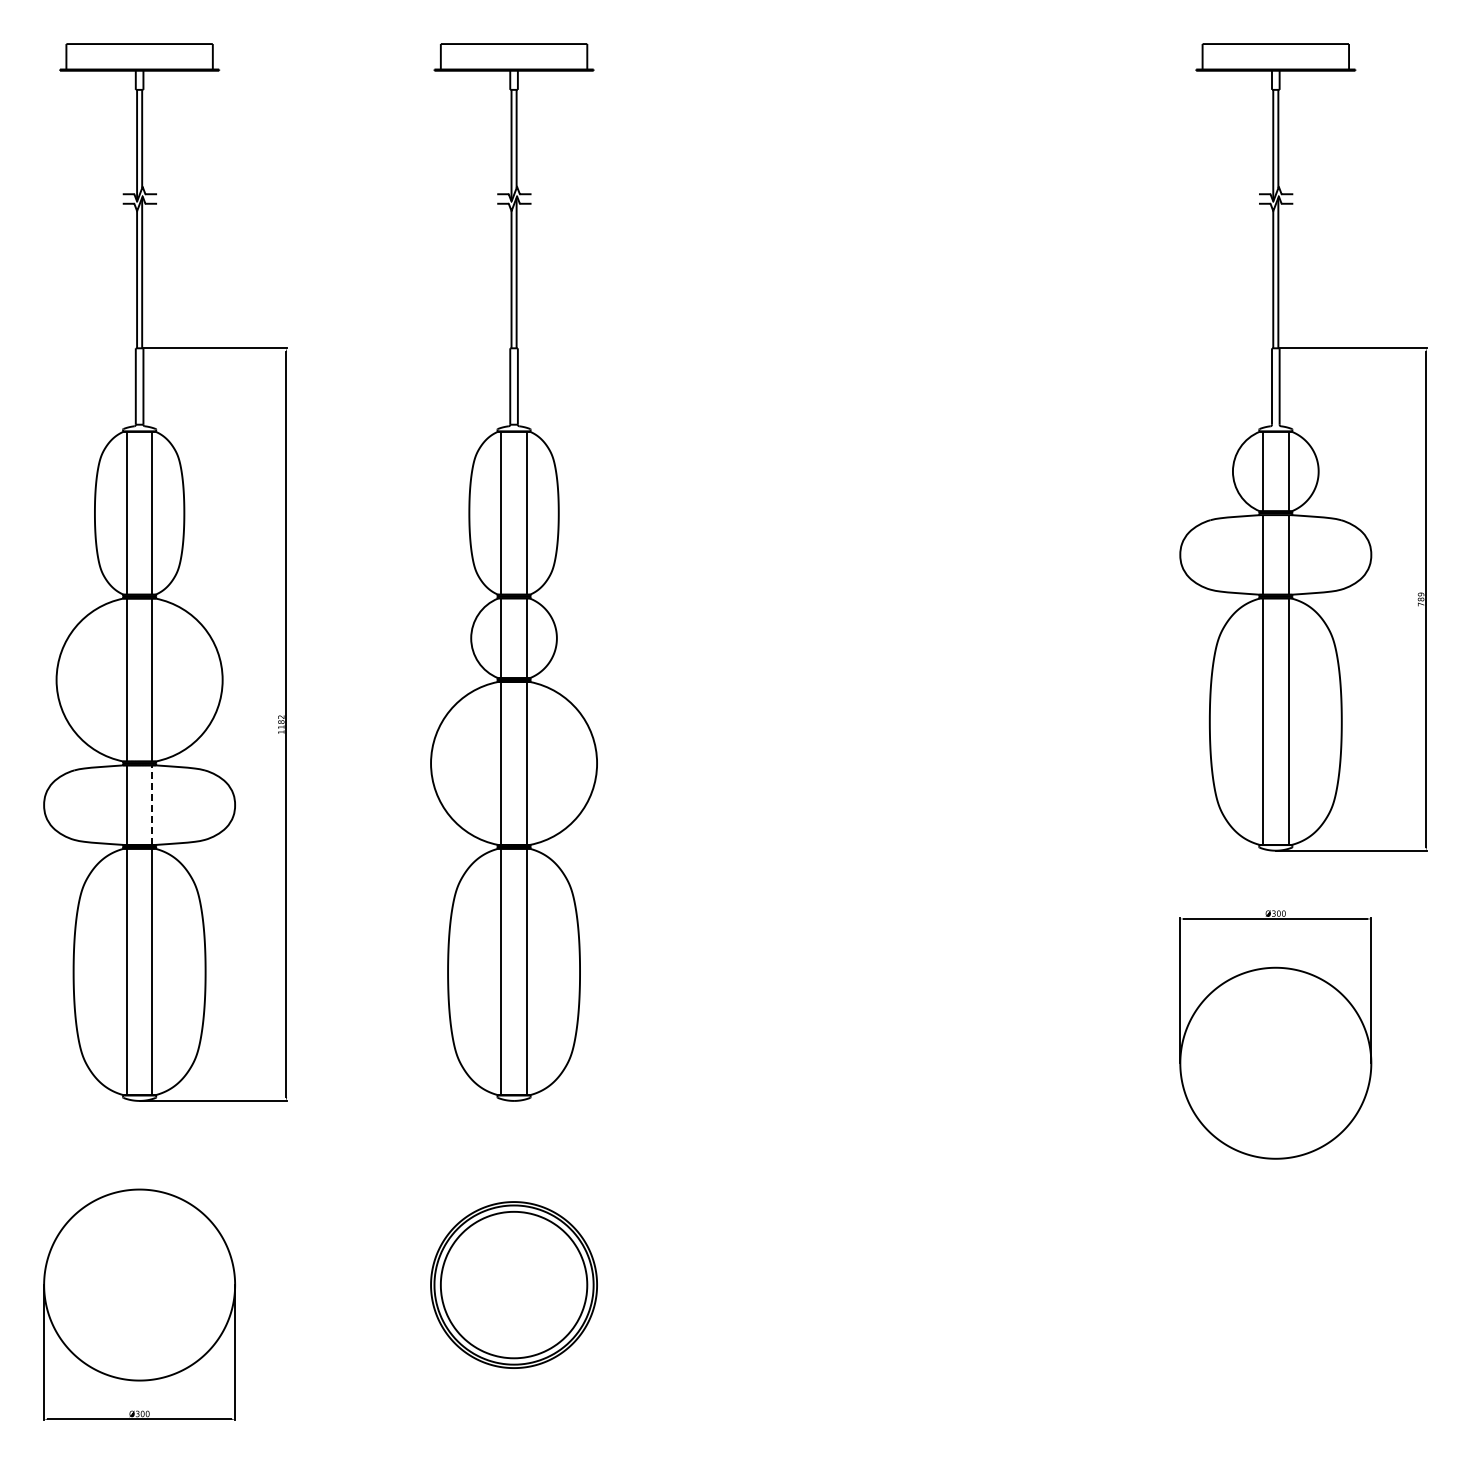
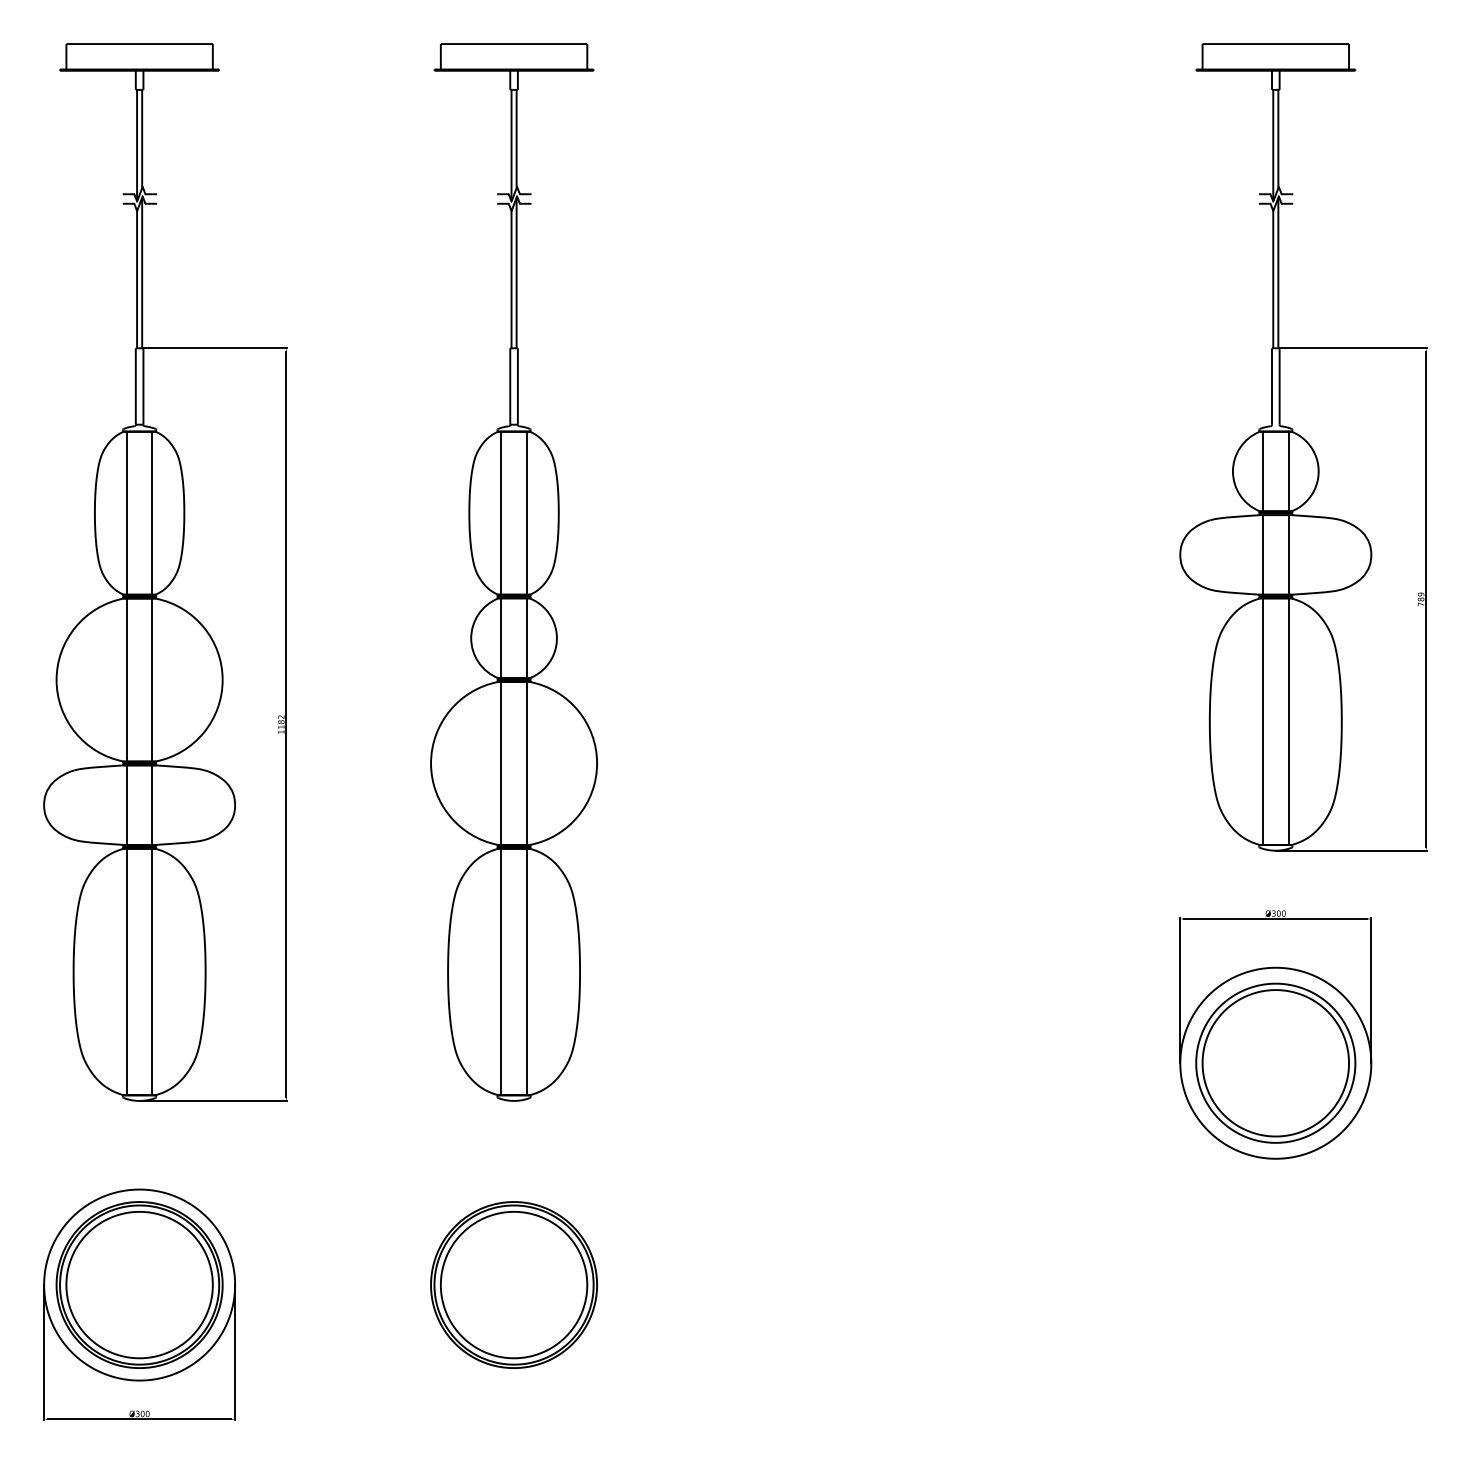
line: dashed -> solid (152, 805)
part: none -> present (1275, 1062)
part: none -> present (139, 1284)
